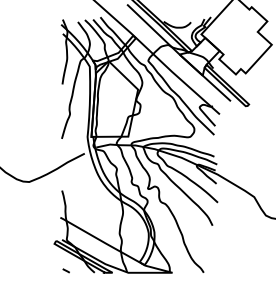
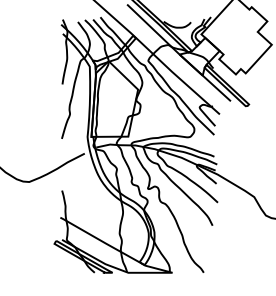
line: present -> none (65, 270)
